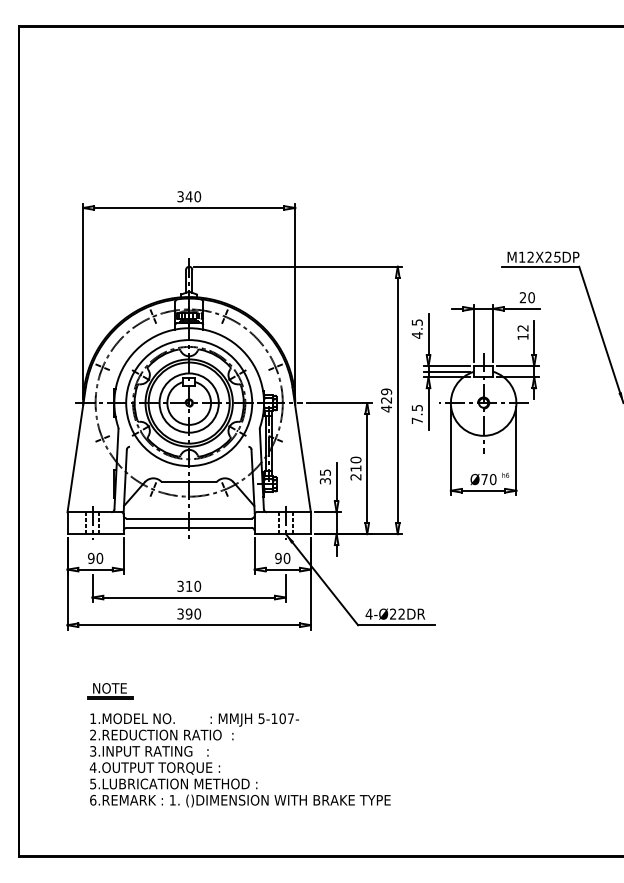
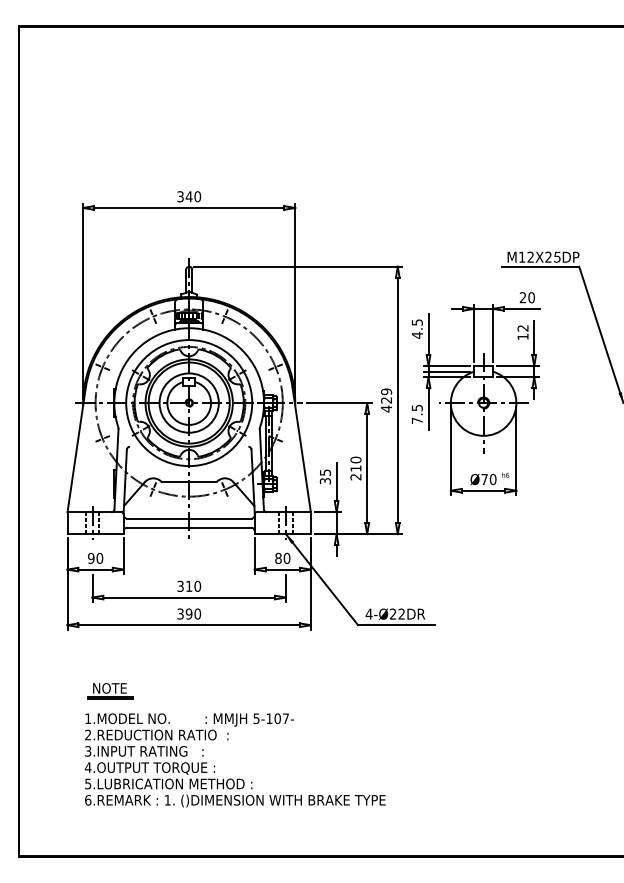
text: 90 -> 80 (278, 558)
text position: (239, 760) -> (234, 760) (234, 760)
